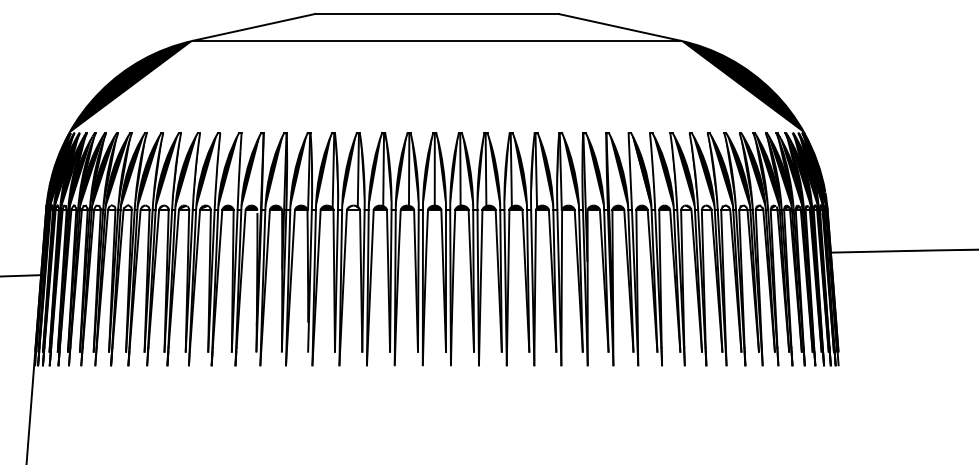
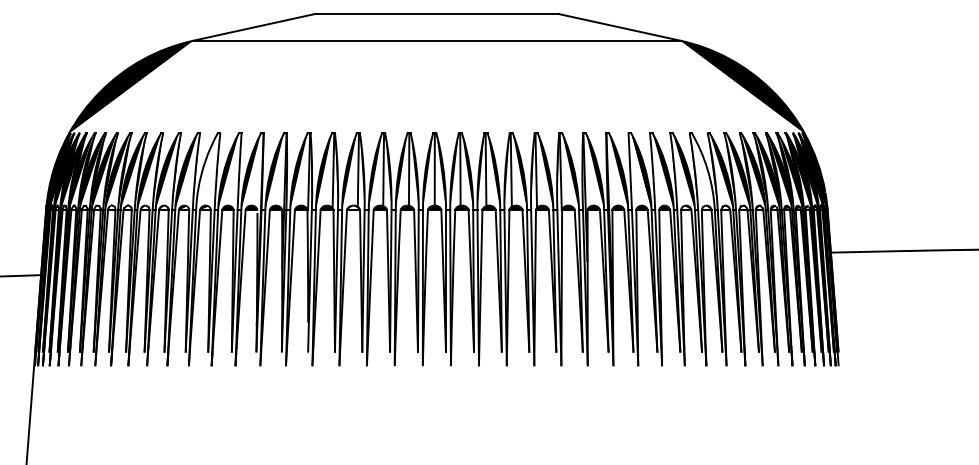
fill: present -> none (206, 171)
fill: present -> none (702, 171)
